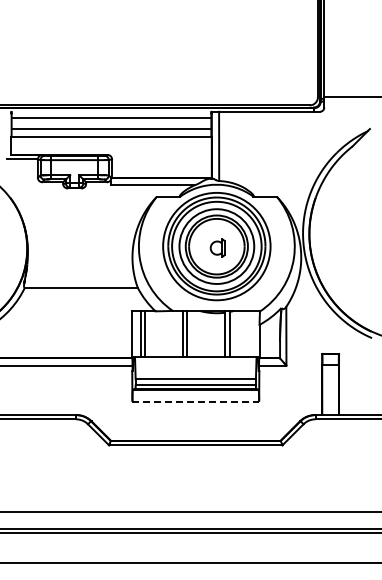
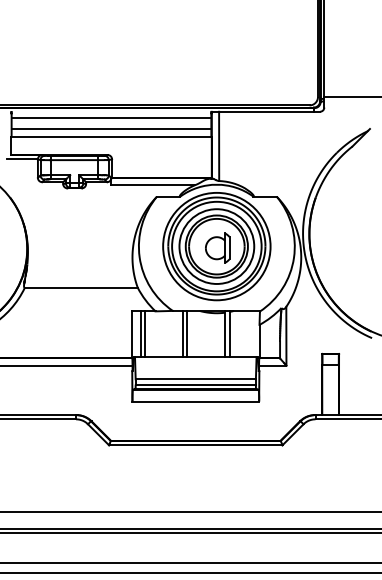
part size: 17x20 px -> 26x32 px (217, 247)
line: dashed -> solid (196, 401)
line: none -> present (190, 573)
